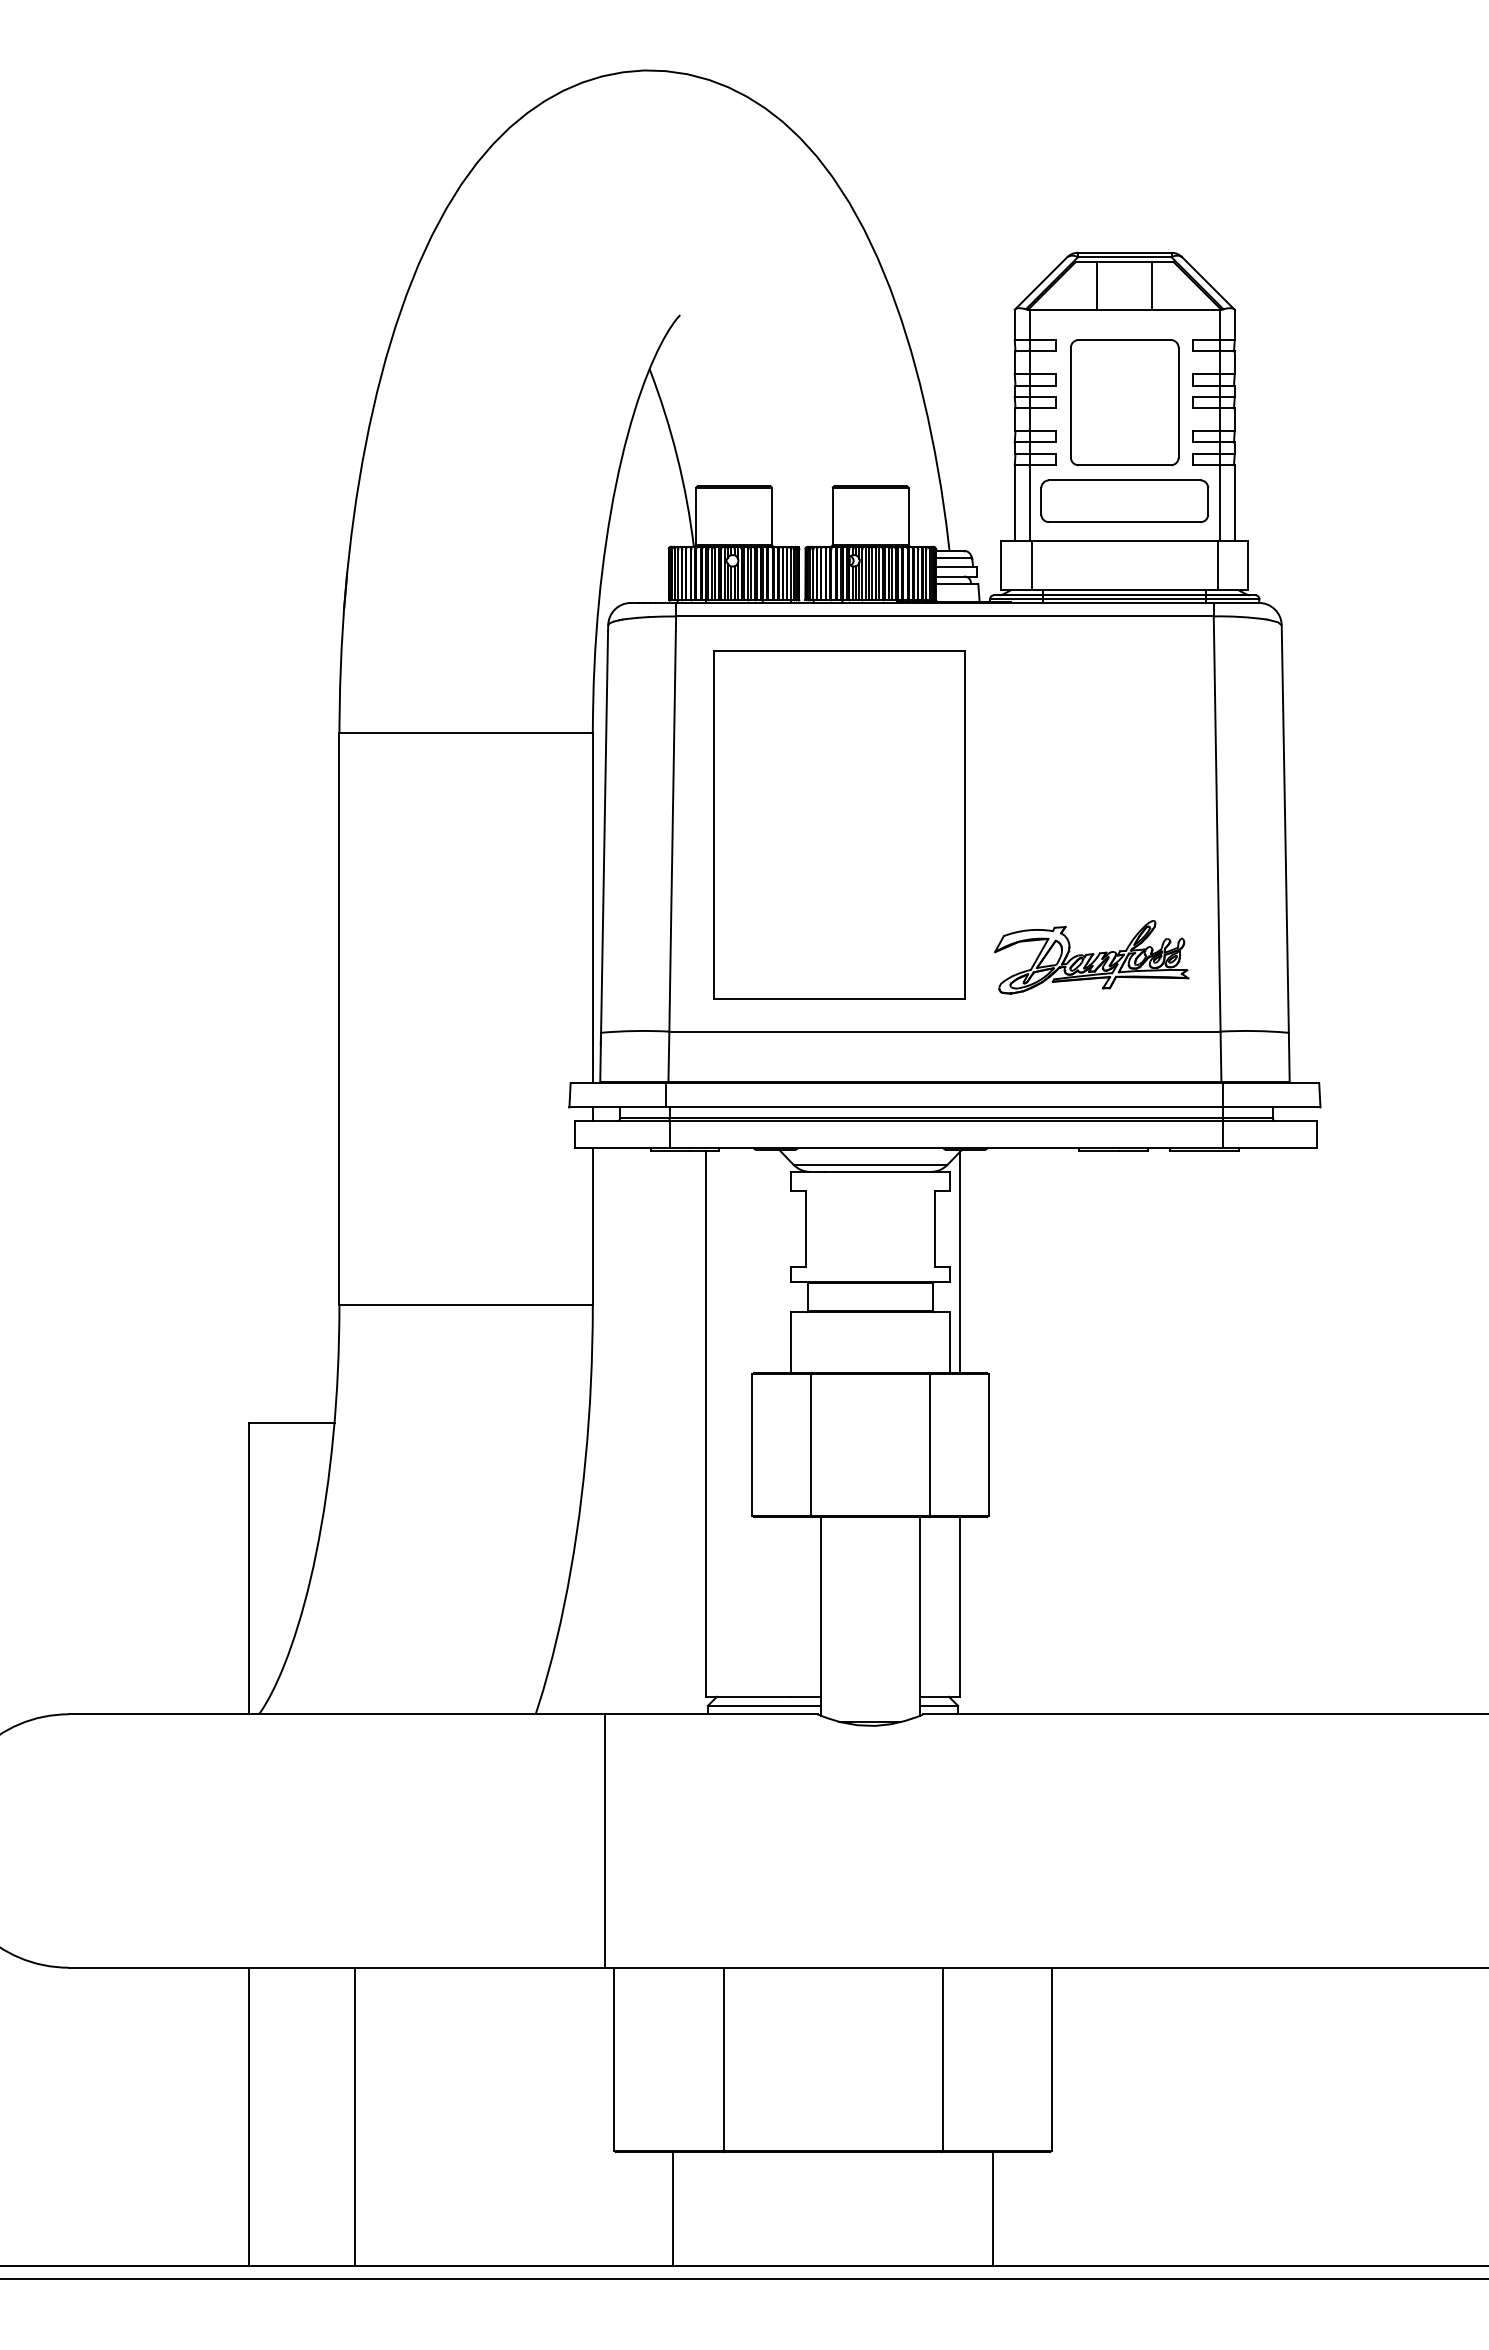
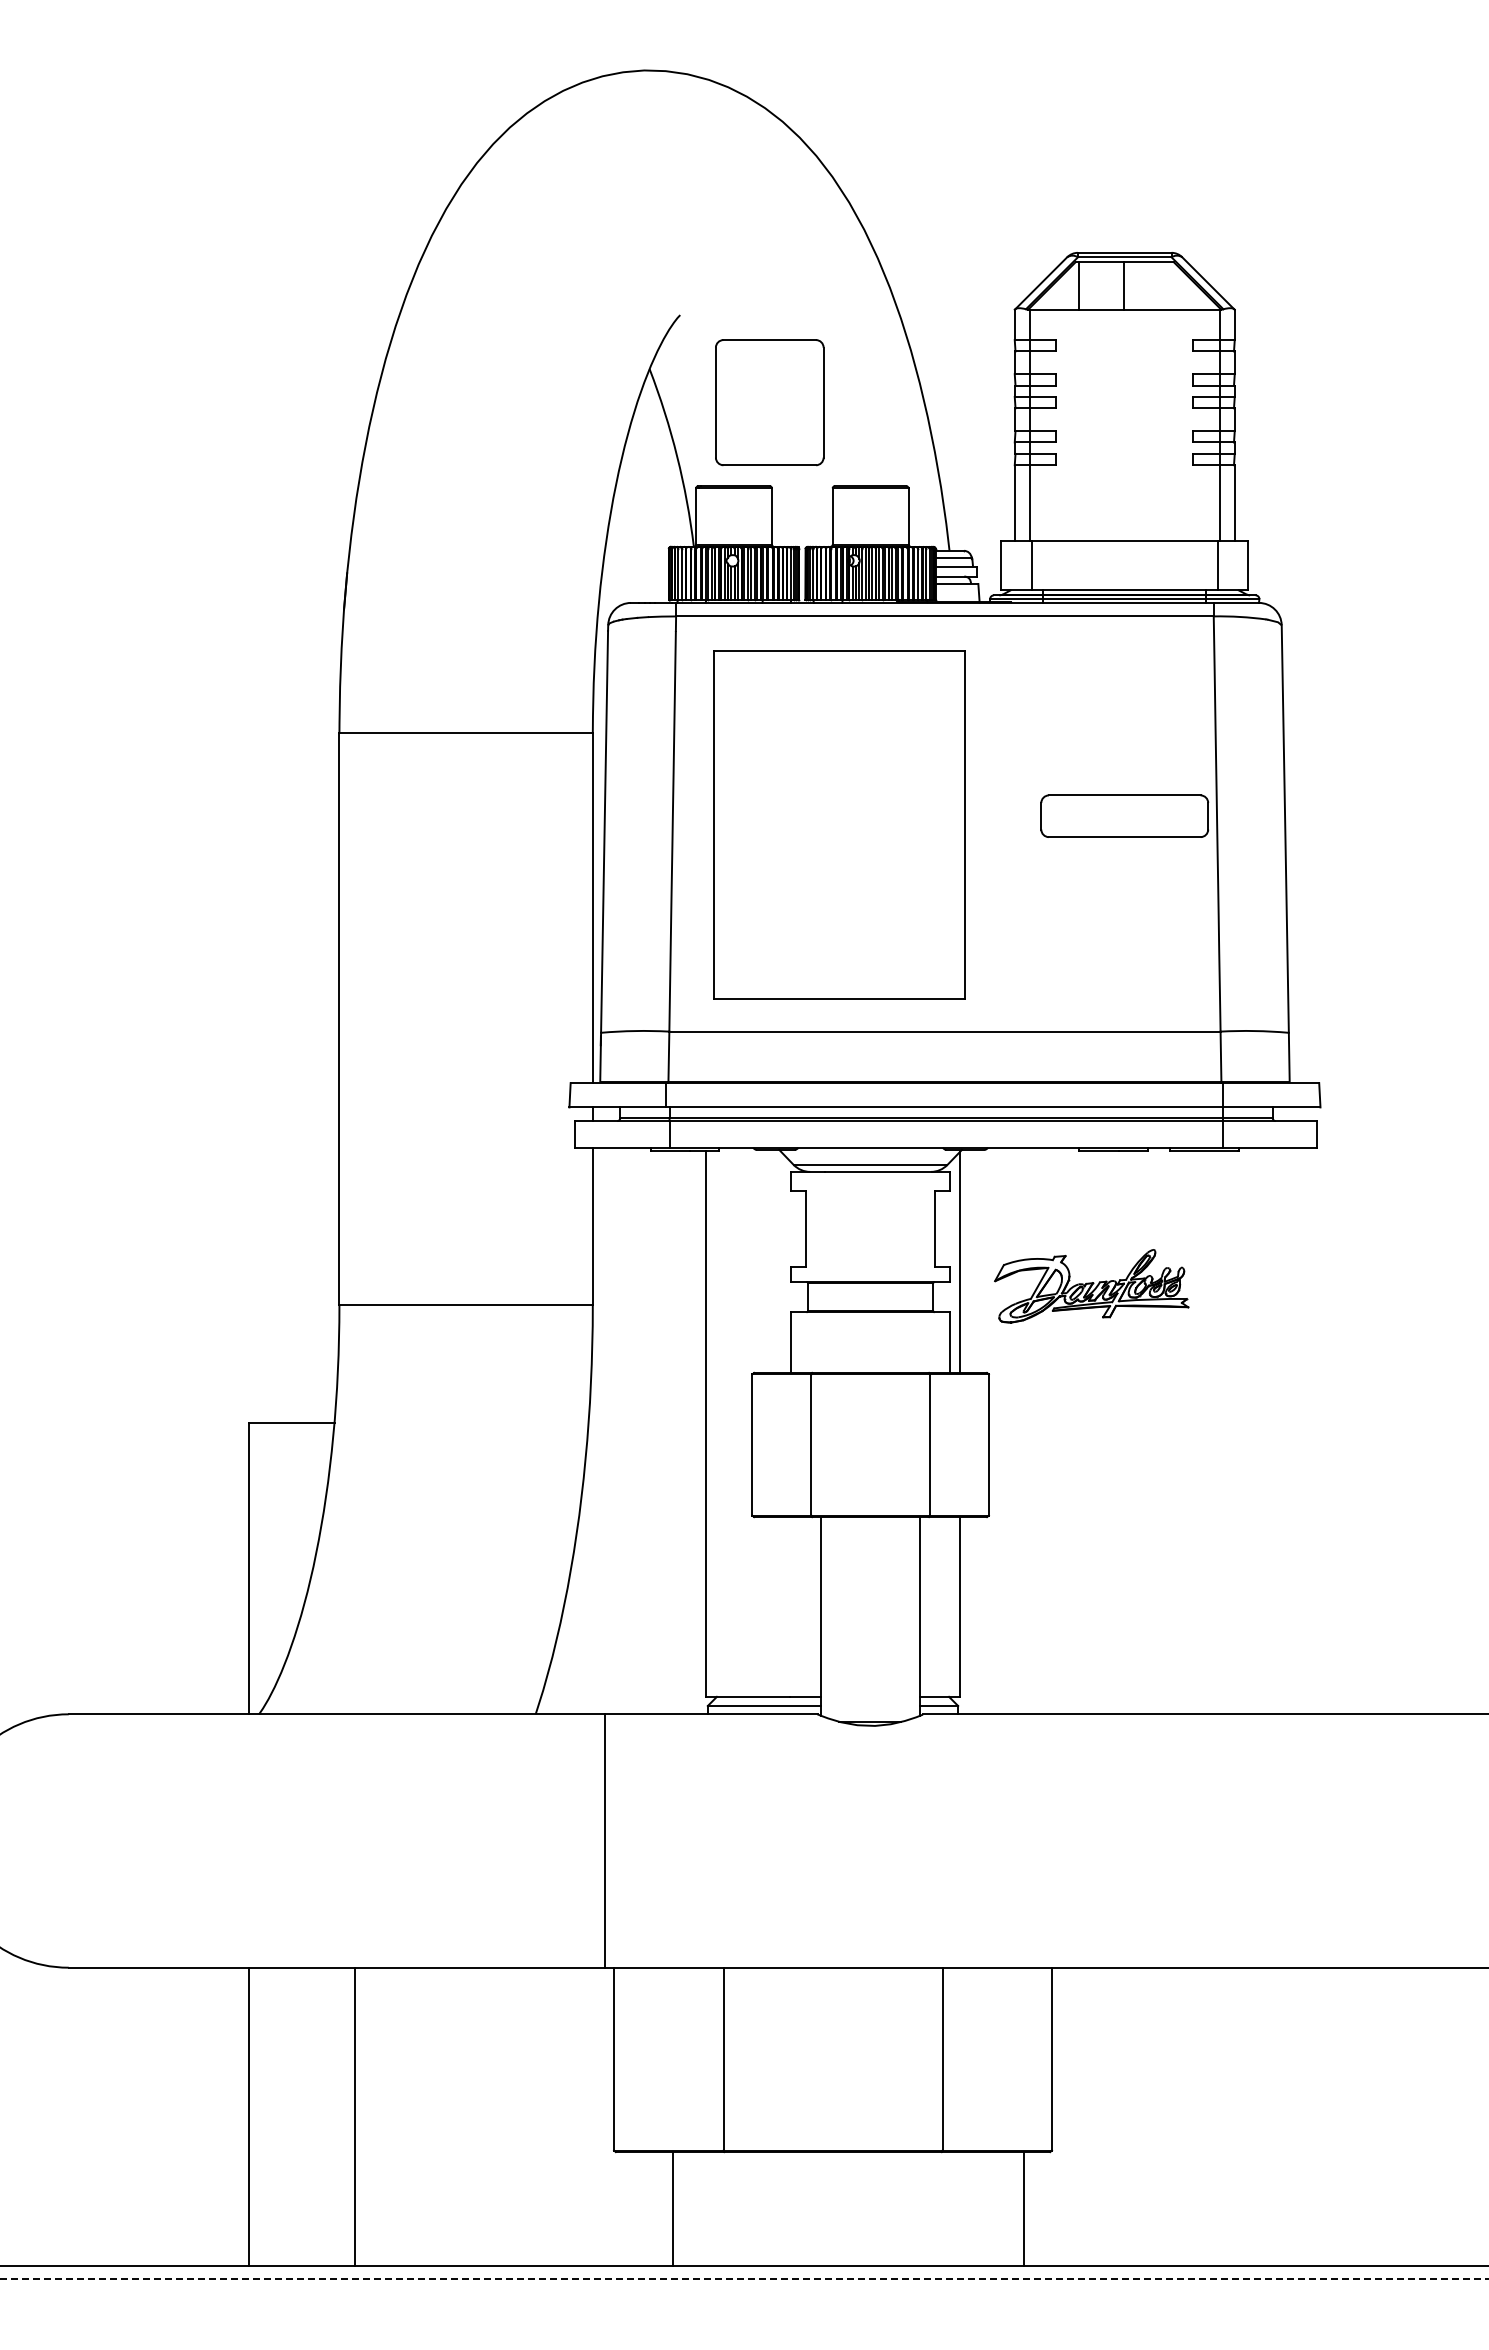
line position: (1097, 285) -> (1079, 285) (1079, 285)
line position: (1152, 285) -> (1124, 285) (1124, 285)
part position: (1124, 402) -> (769, 402) (769, 402)
part position: (1124, 500) -> (1124, 815) (1124, 815)
part position: (1091, 957) -> (1091, 1286) (1091, 1286)
line position: (993, 2208) -> (1024, 2208) (1024, 2208)
line: solid -> dashed (744, 2279)
